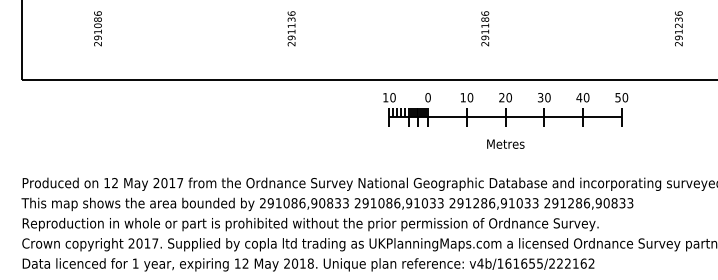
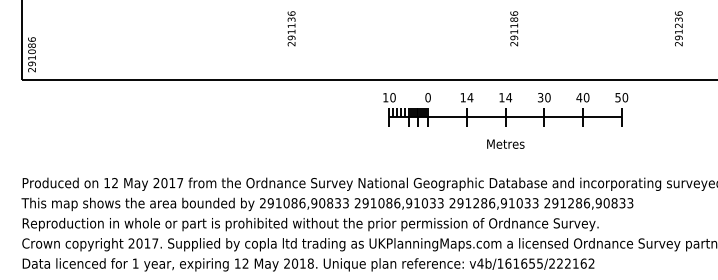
text position: (97, 28) -> (31, 54) (31, 54)
text position: (485, 28) -> (514, 28) (514, 28)
text: 10 -> 14 (470, 97)
text: 20 -> 14 (505, 97)
